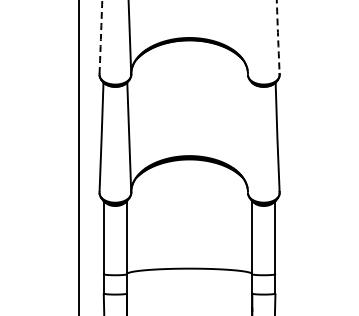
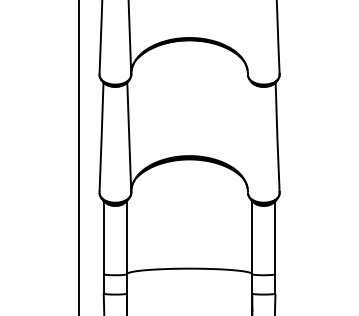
arc: dashed -> solid (100, 37)
arc: dashed -> solid (278, 37)
